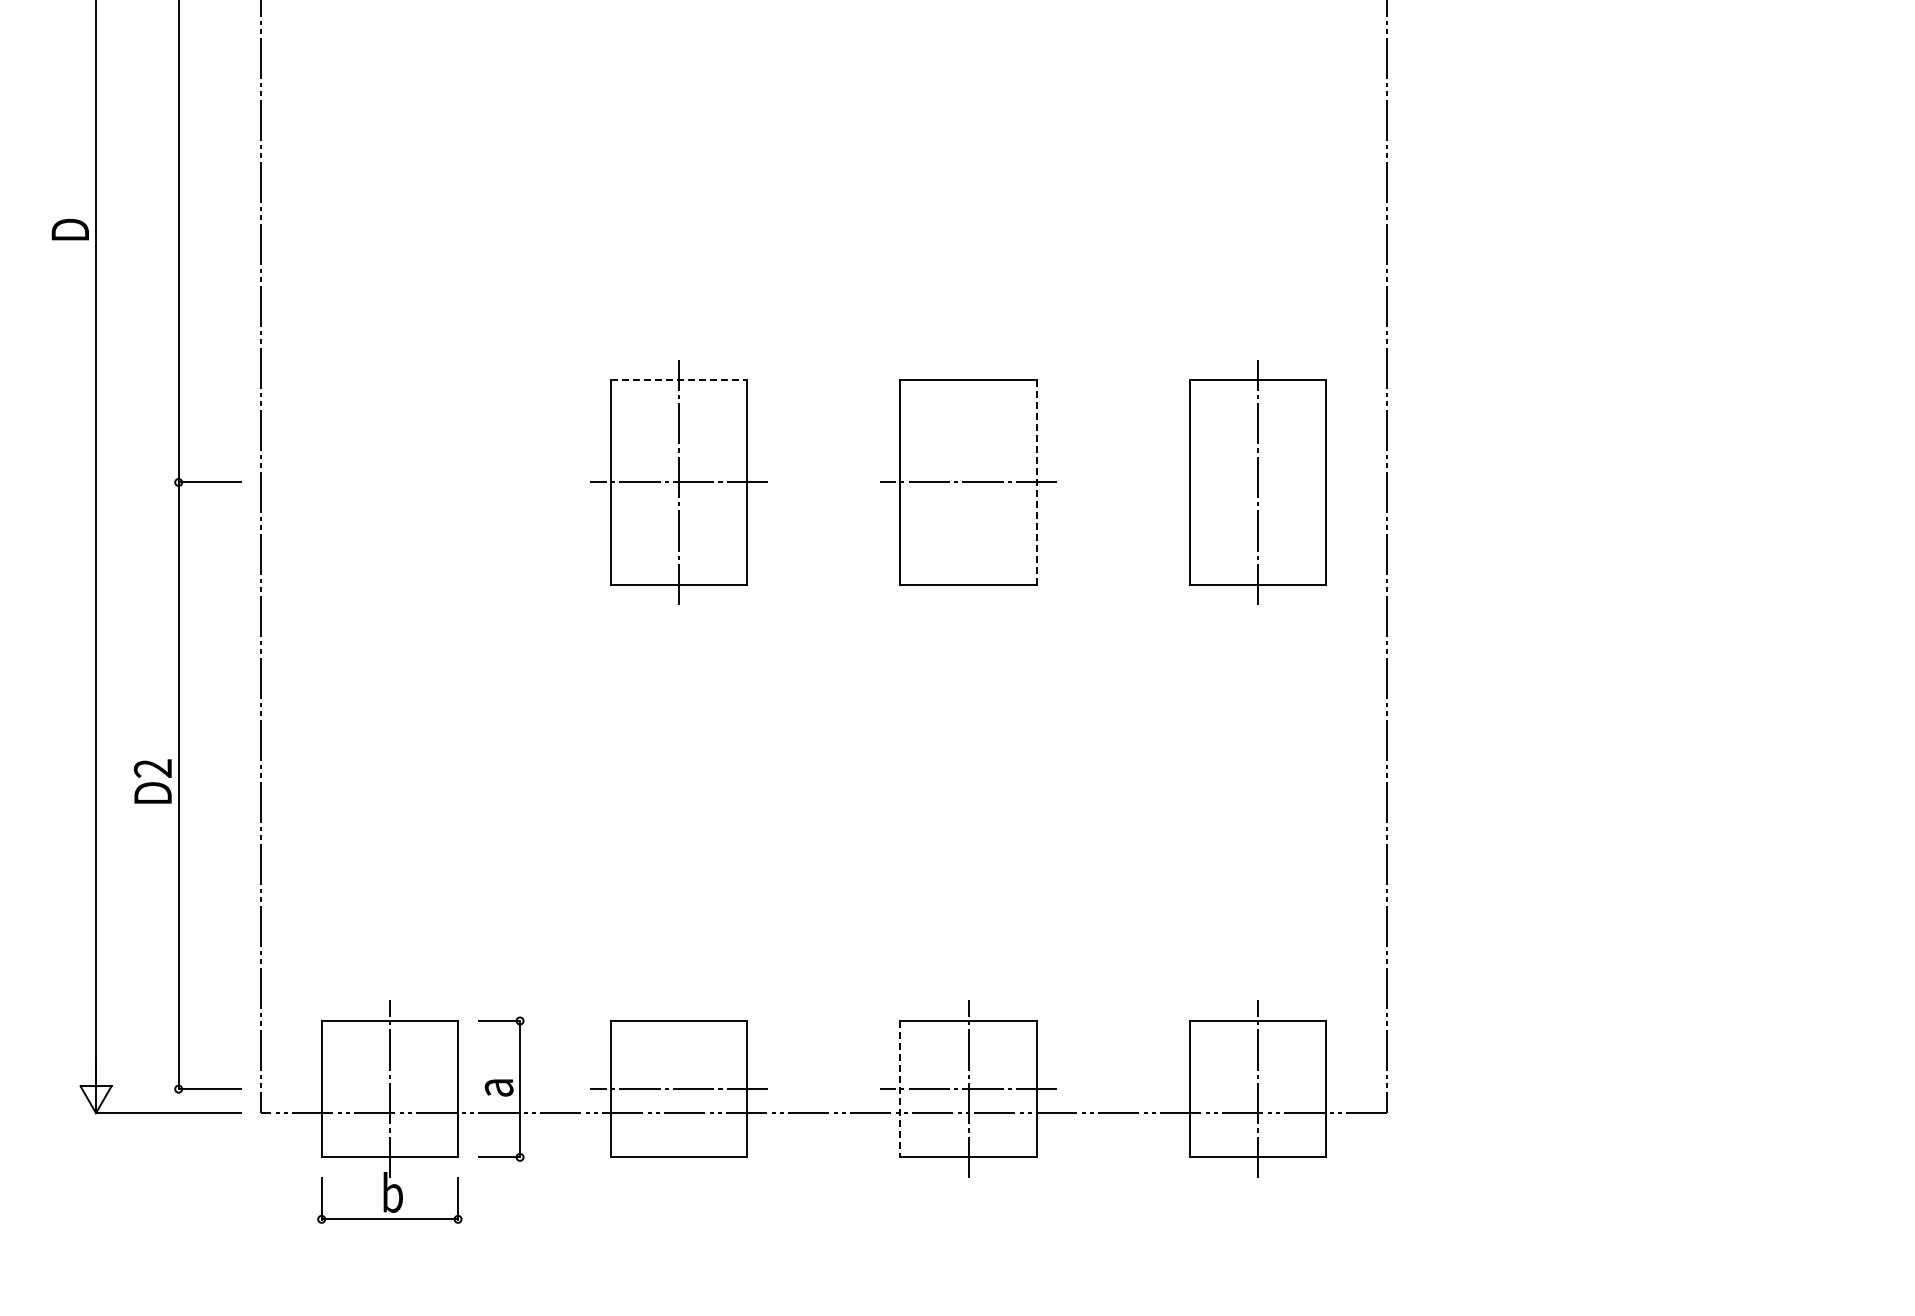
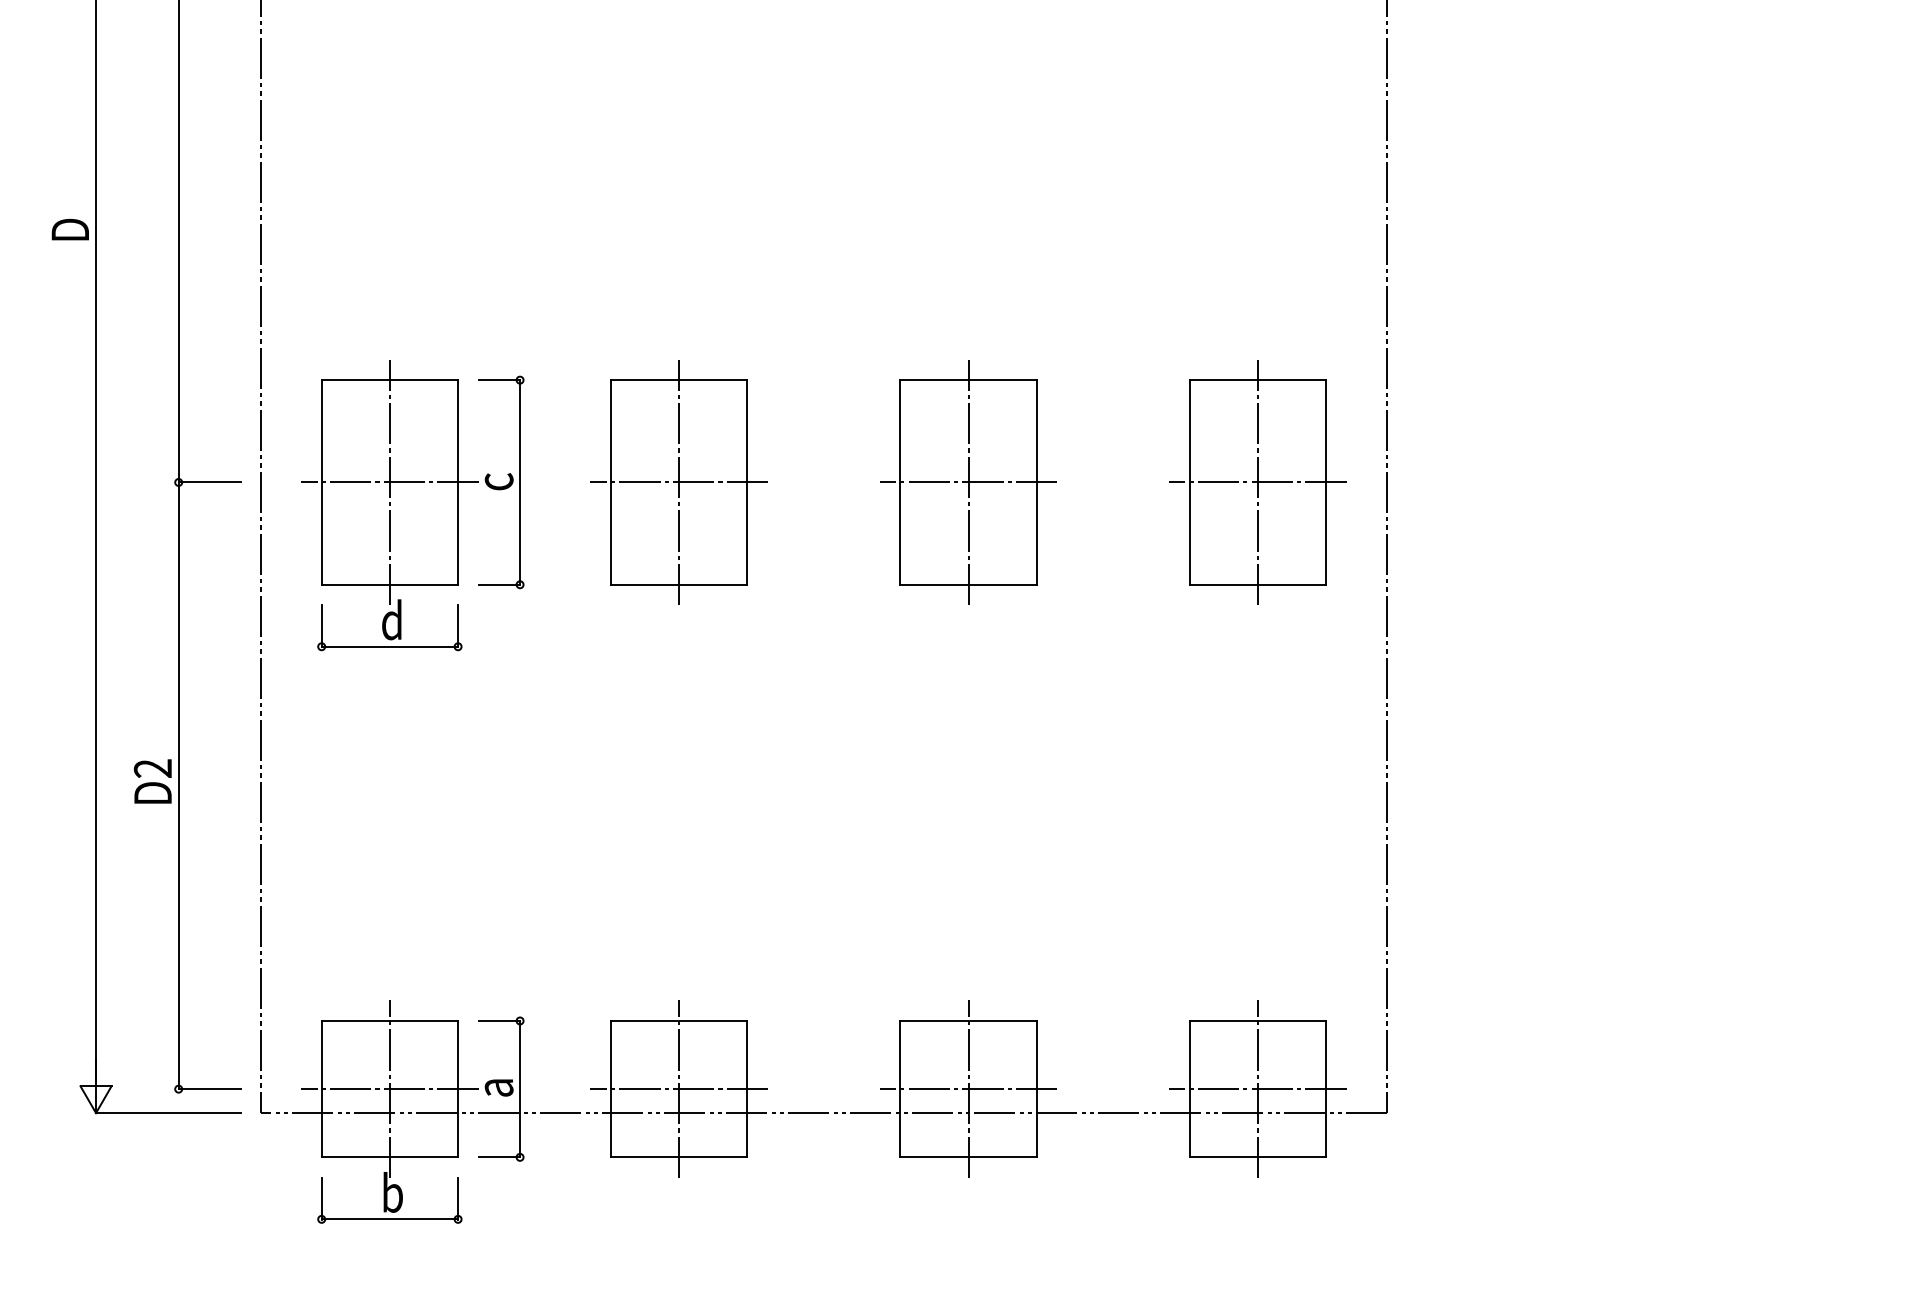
line: dashed -> solid (679, 380)
line: none -> present (968, 482)
line: dashed -> solid (1036, 482)
line: none -> present (1257, 482)
part: none -> present (412, 505)
line: none -> present (389, 1089)
line: none -> present (679, 1089)
line: dashed -> solid (900, 1089)
line: none -> present (1257, 1089)
